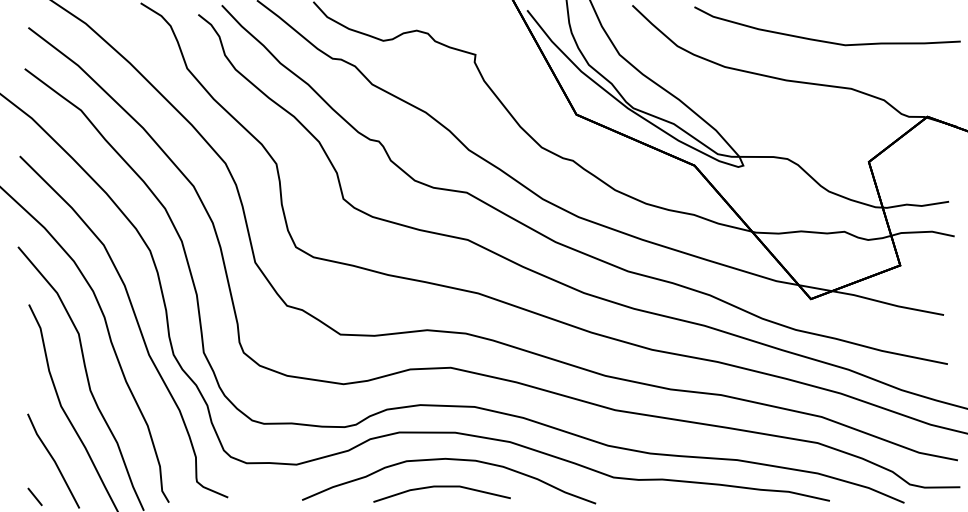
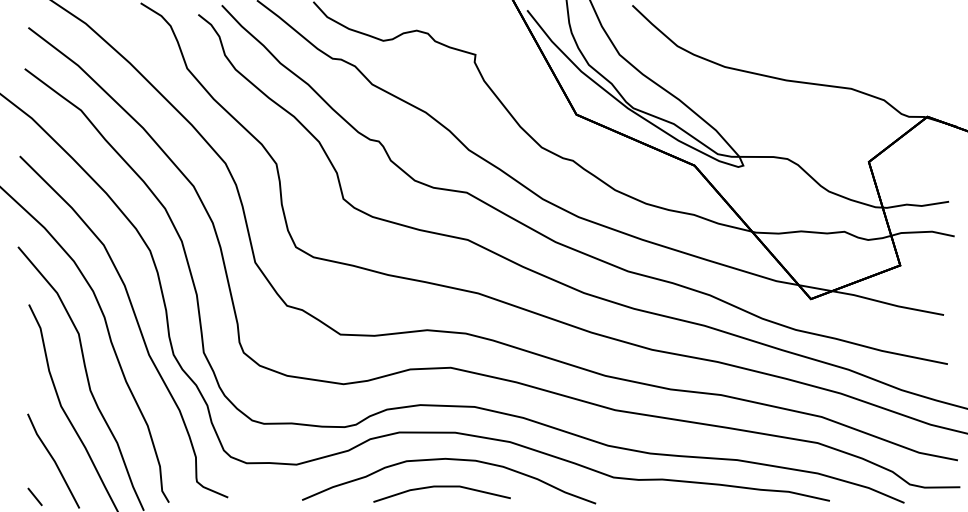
curve: present -> none (824, 40)
